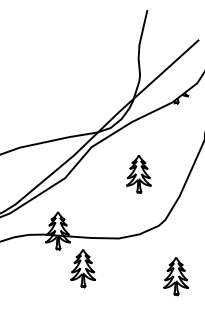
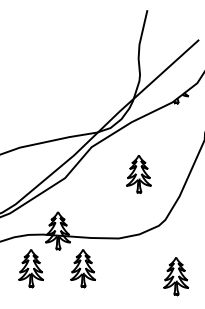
part: none -> present (30, 268)
